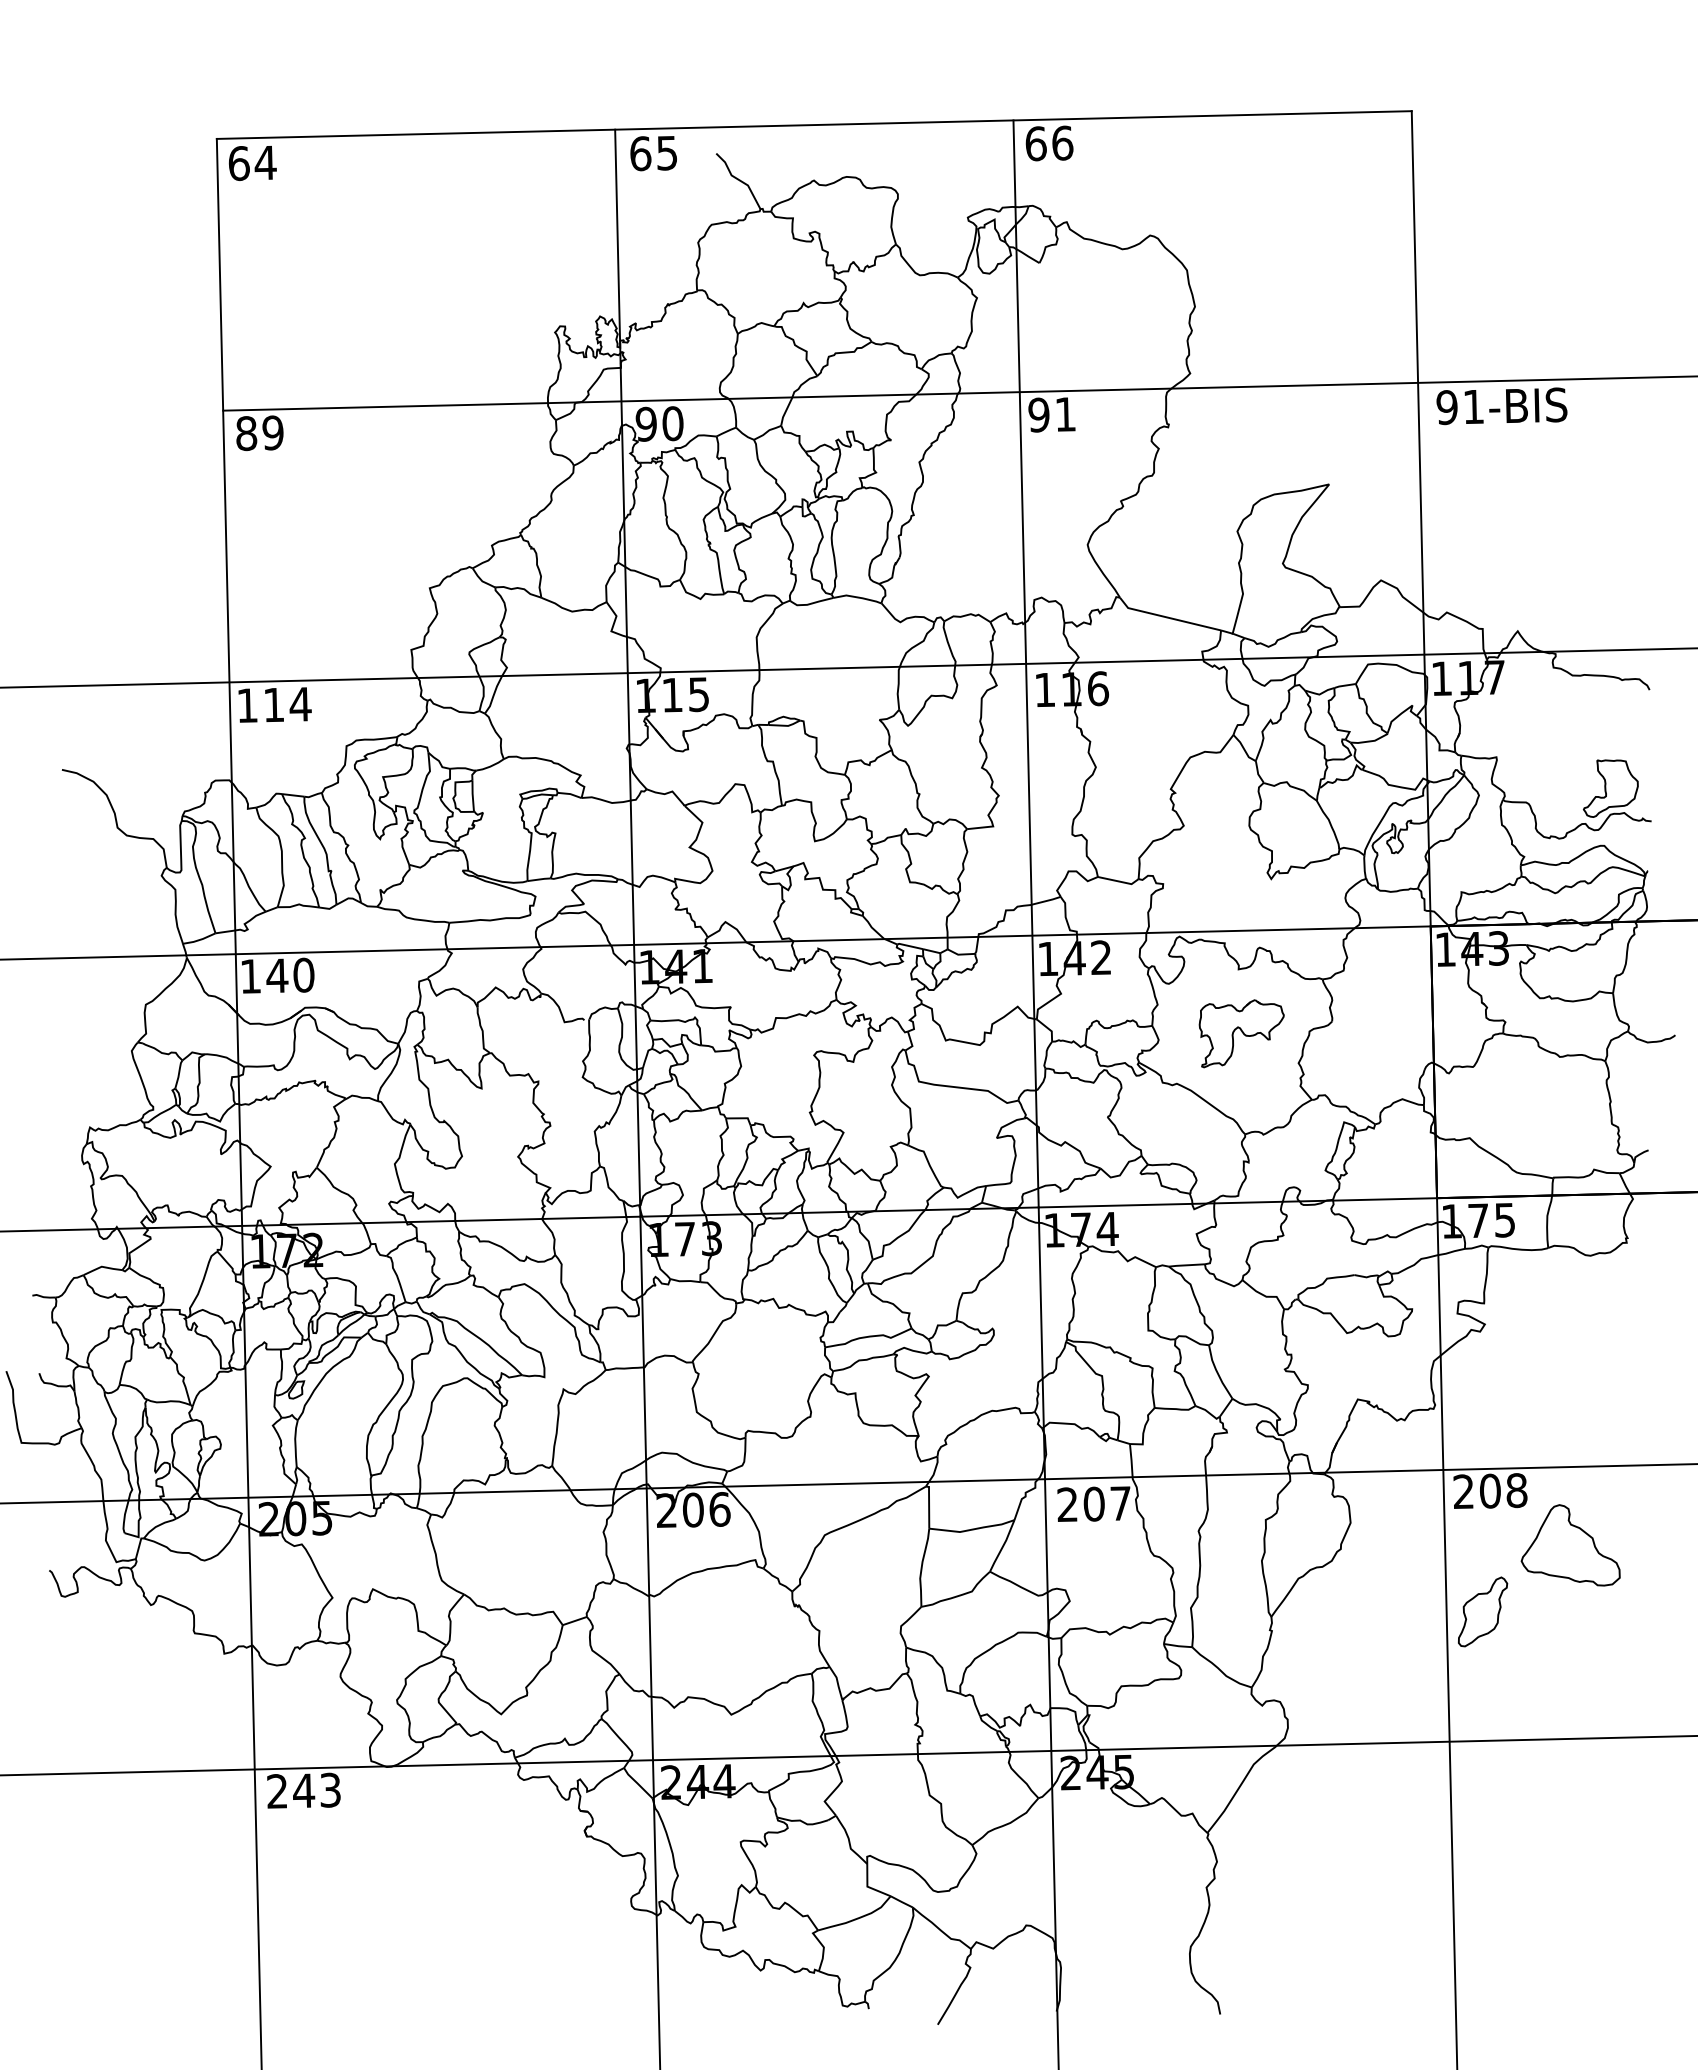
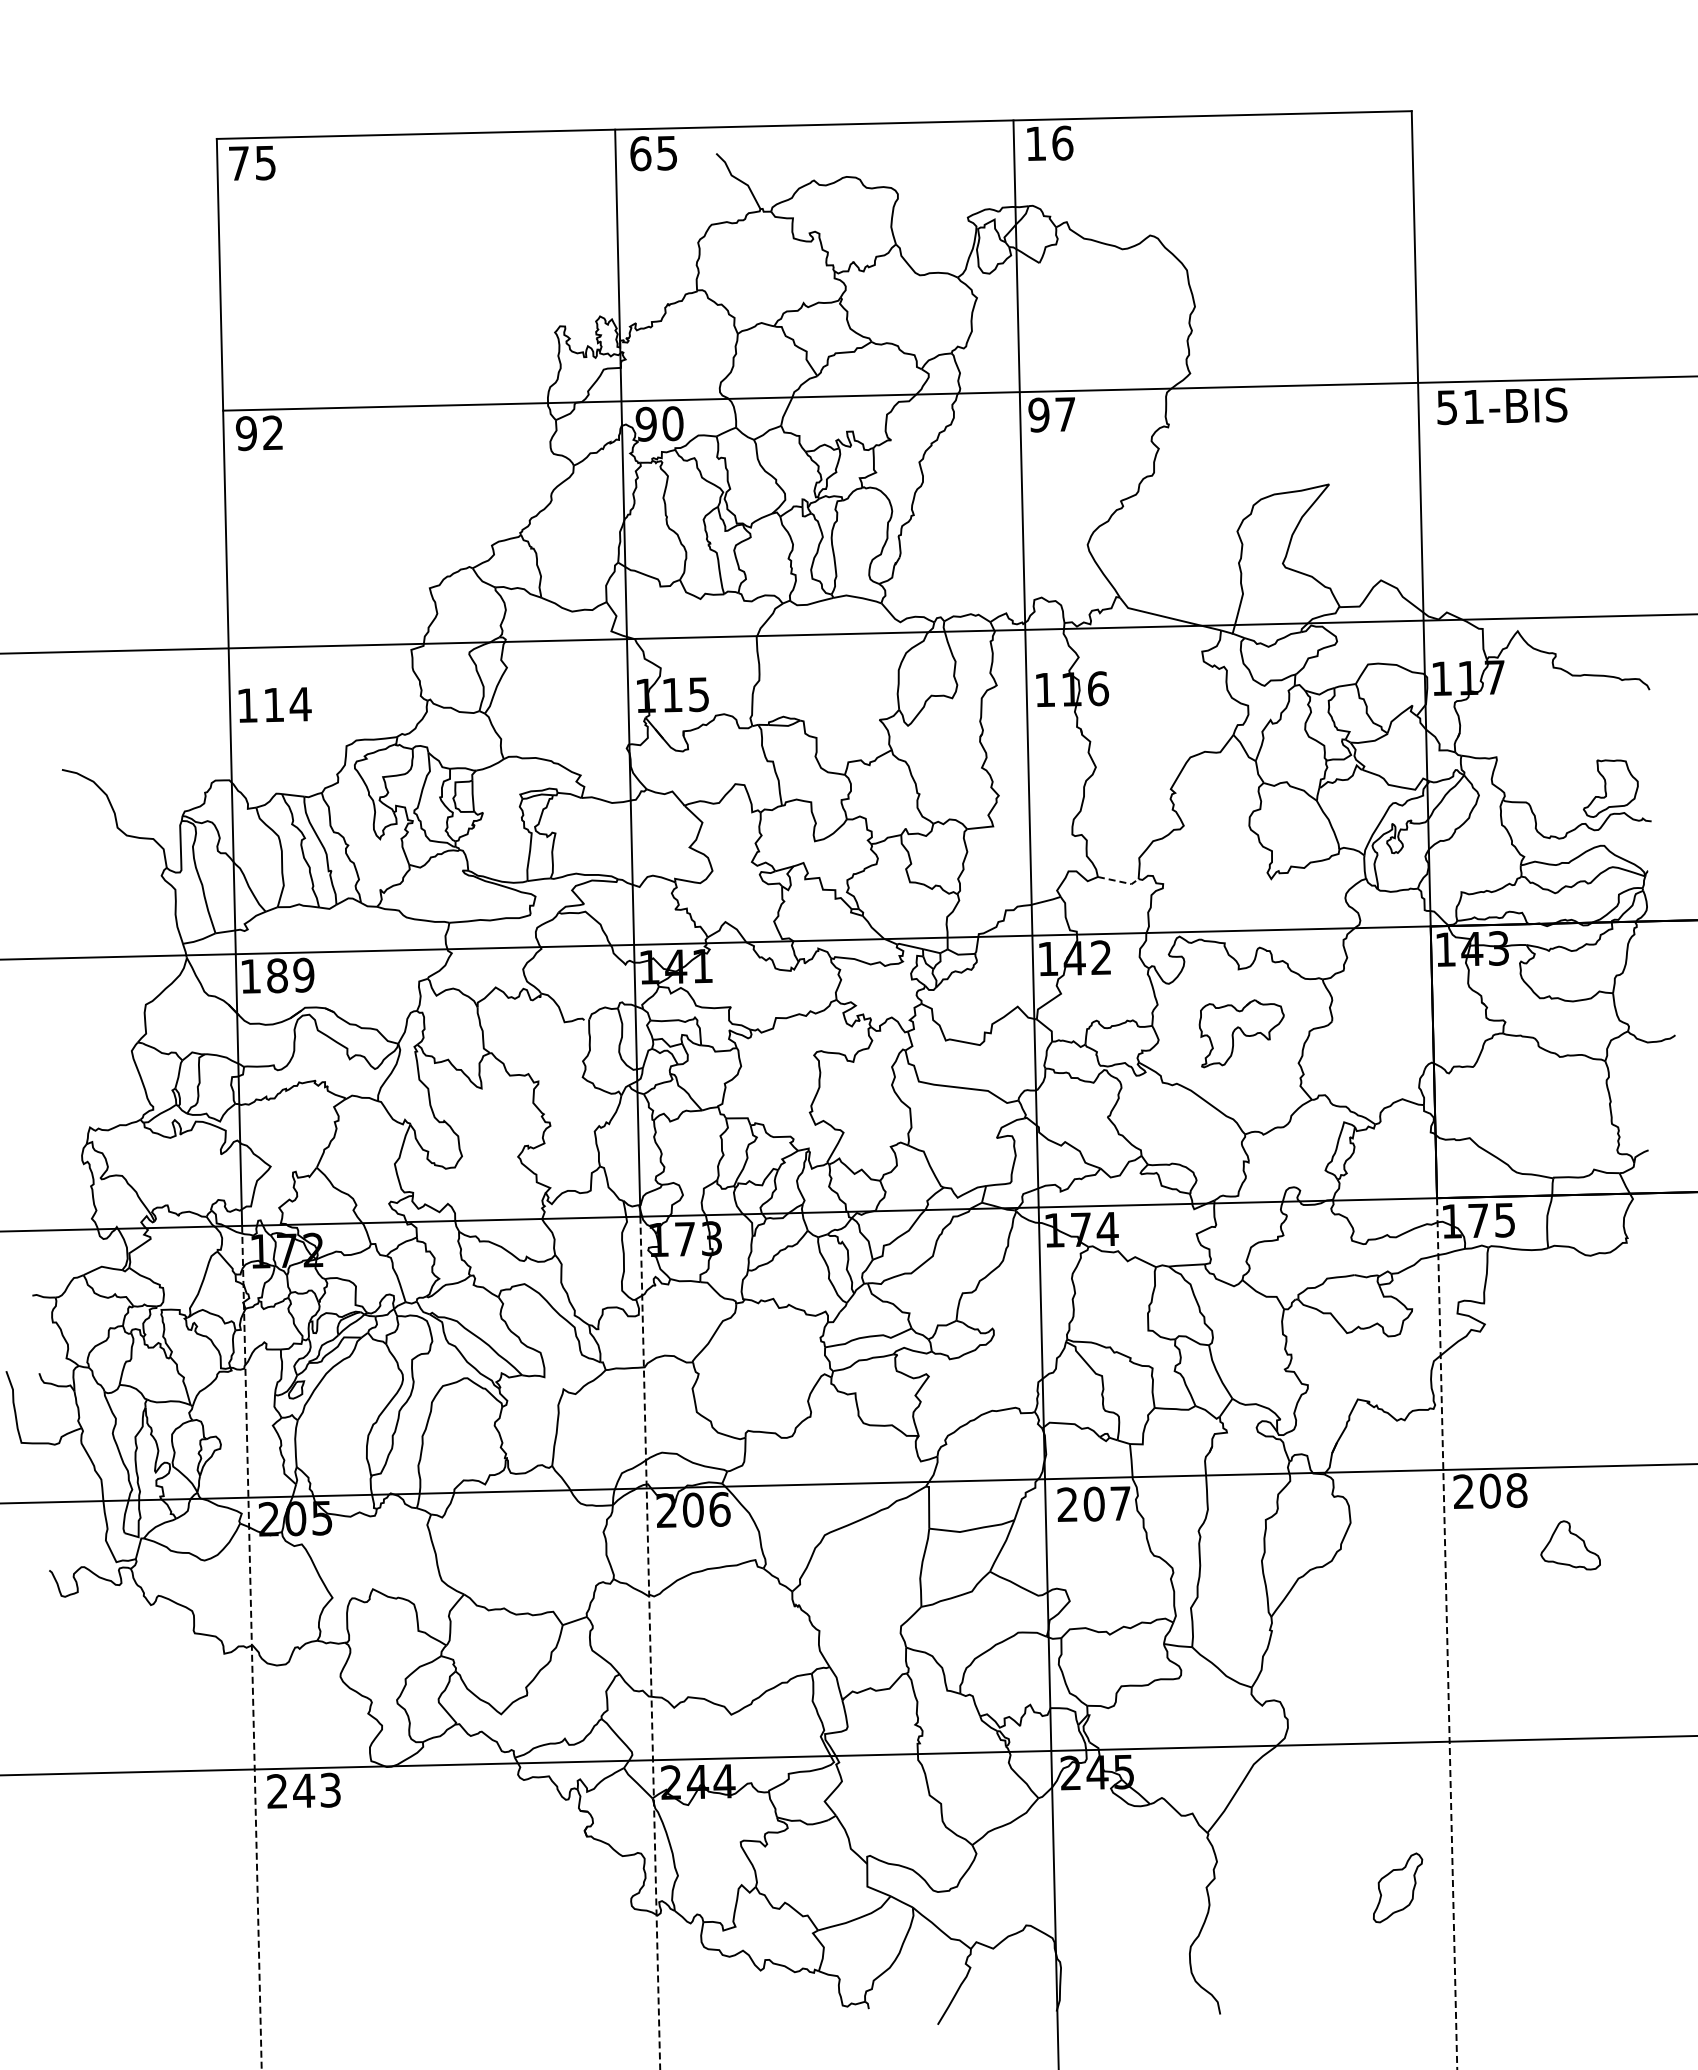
text: 66 -> 16 (1035, 143)
text: 64 -> 75 (252, 163)
text: 91-BIS -> 51-BIS (1446, 407)
text: 91 -> 97 (1065, 414)
text: 89 -> 92 (259, 433)
line position: (848, 667) -> (848, 633) (848, 633)
line: solid -> dashed (1120, 881)
text: 140 -> 189 (290, 975)
part size: 101x83 px -> 61x51 px (1570, 1545)
part position: (1483, 1611) -> (1398, 1887) (1398, 1887)
line: solid -> dashed (1447, 1633)
line: solid -> dashed (650, 1643)
line: solid -> dashed (251, 1647)
